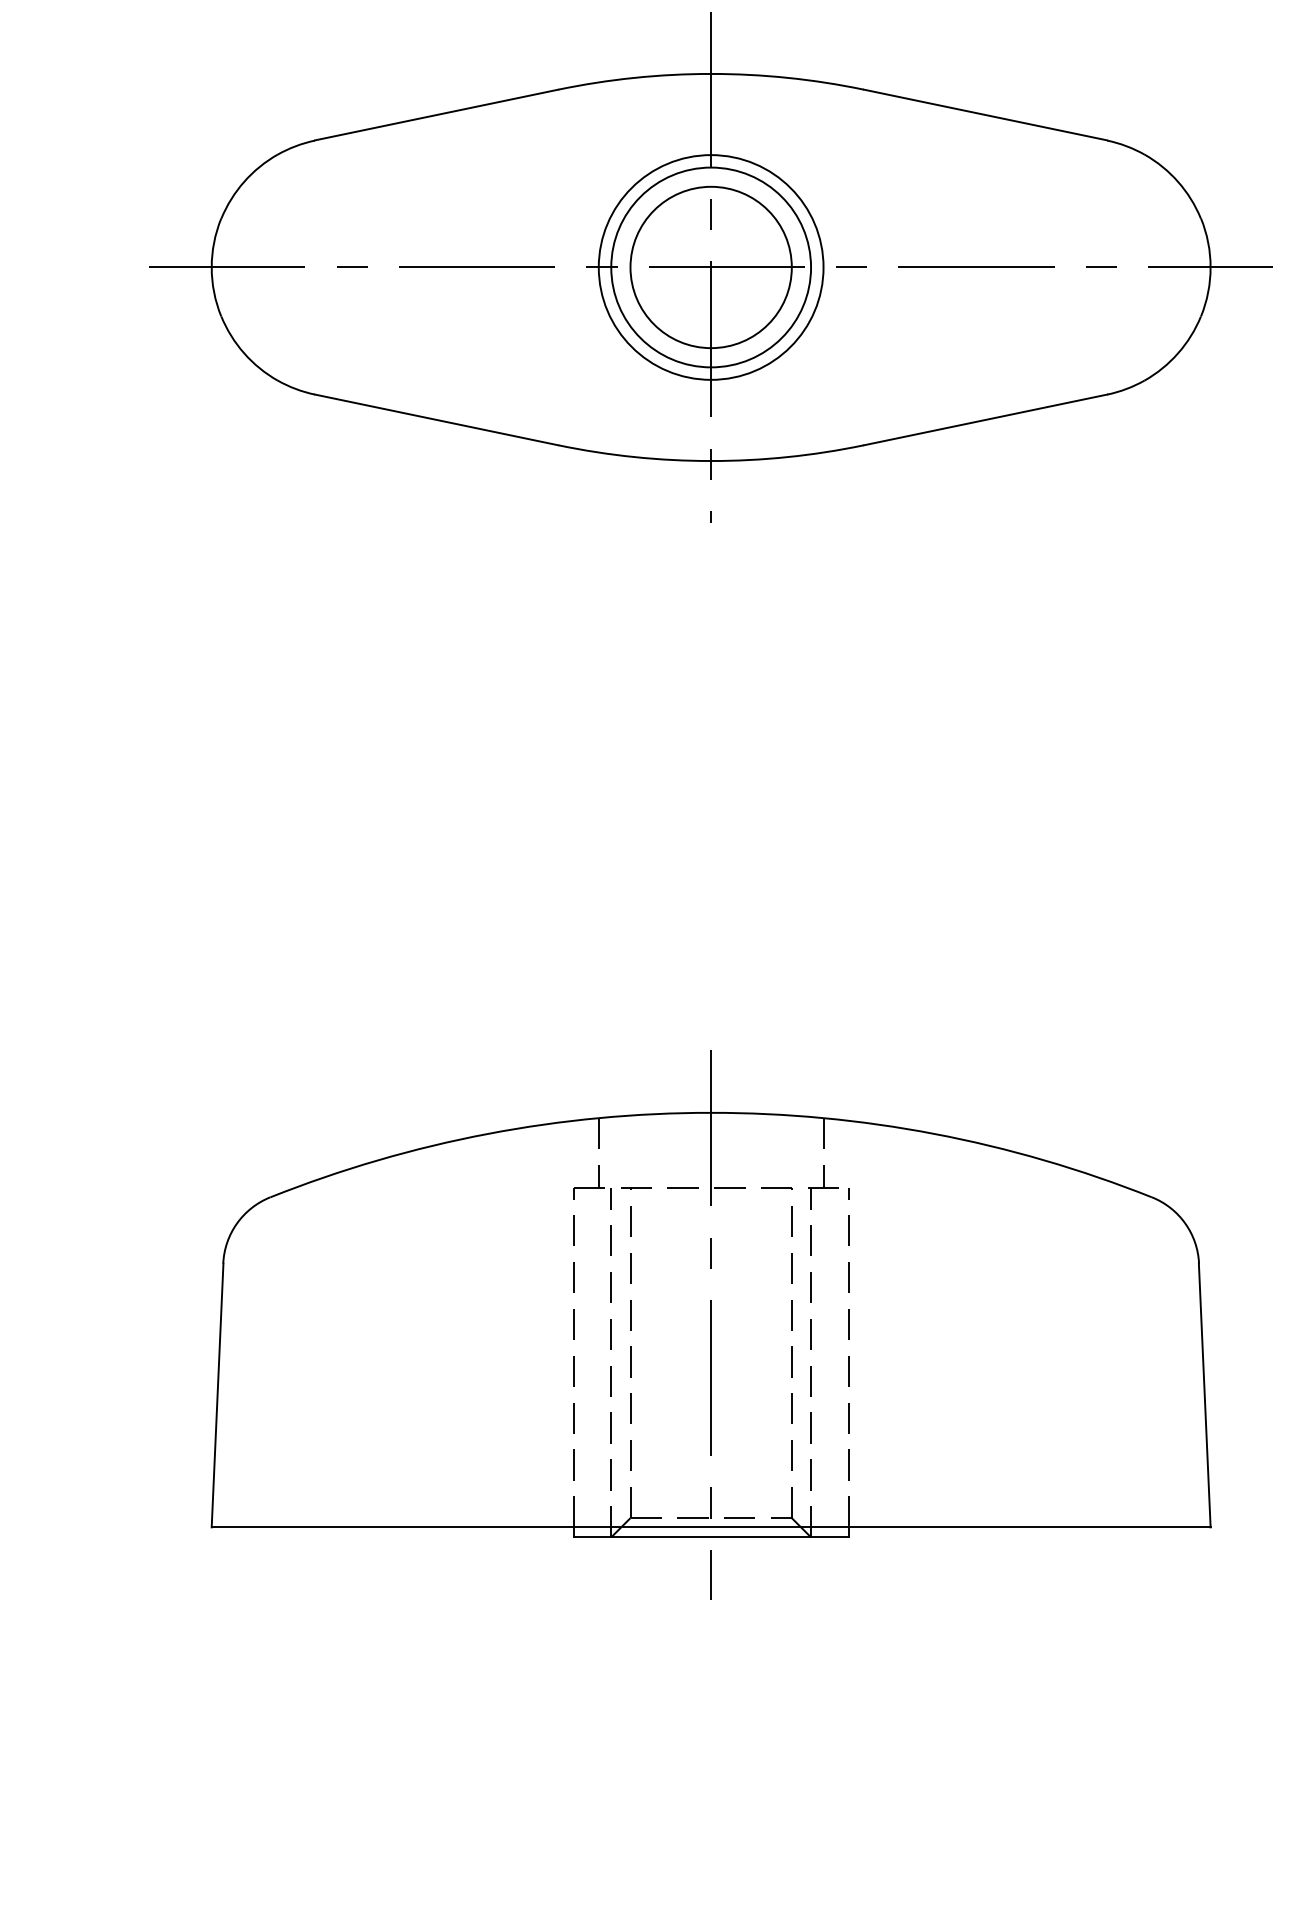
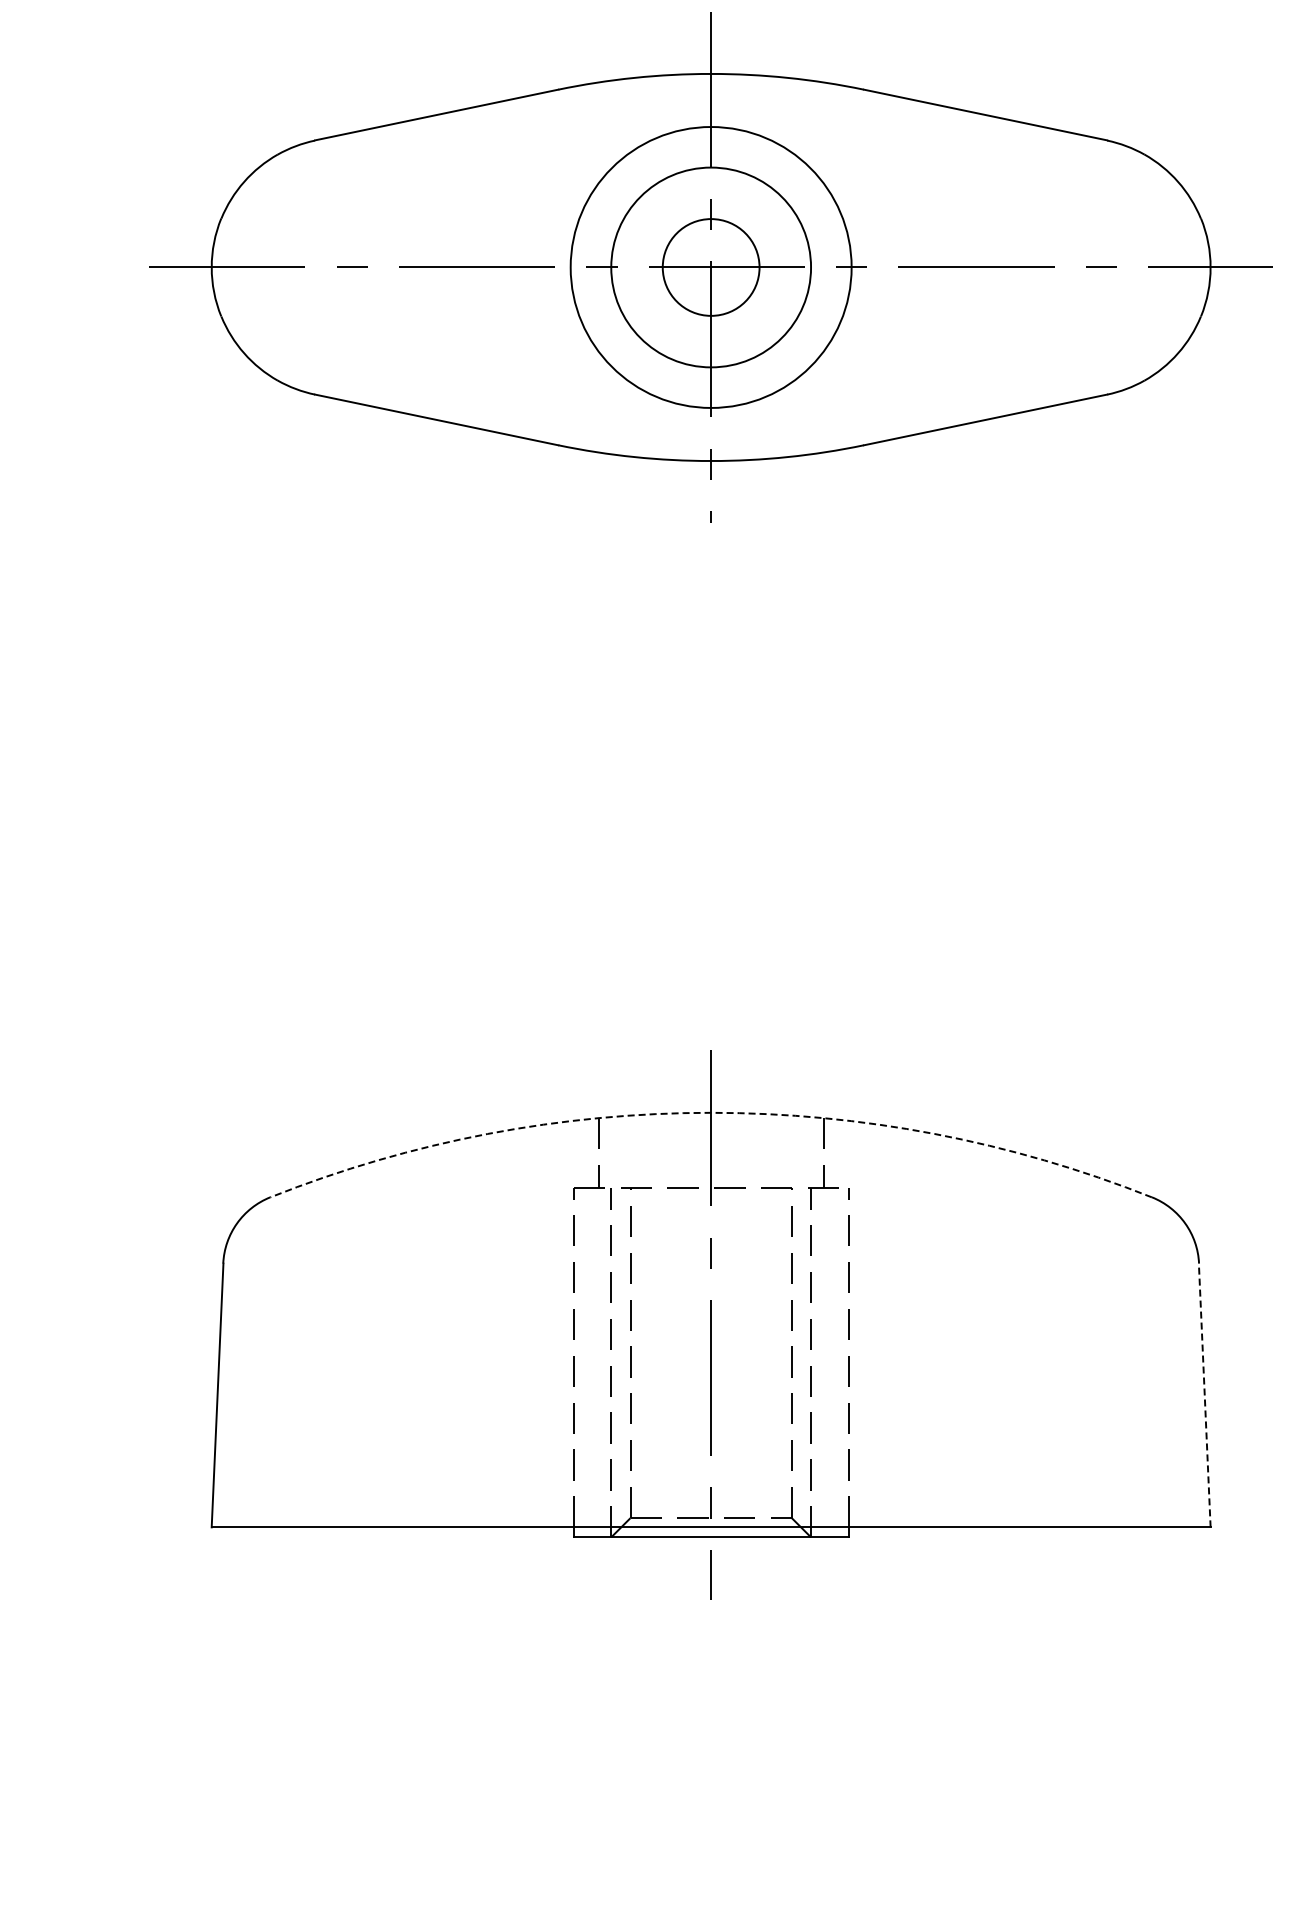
circle diameter: 161 px -> 97 px (710, 267)
circle diameter: 225 px -> 281 px (710, 267)
arc: solid -> dashed (711, 1112)
line: solid -> dashed (1204, 1395)
